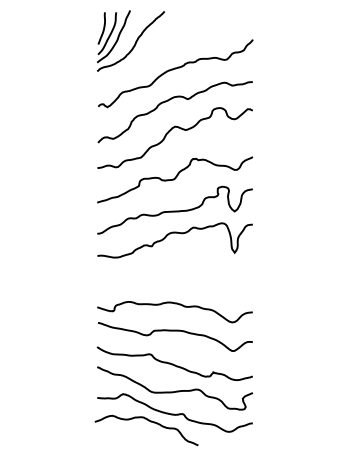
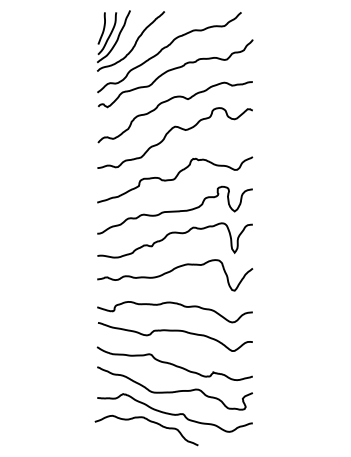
curve: none -> present (167, 47)
curve: none -> present (172, 271)
